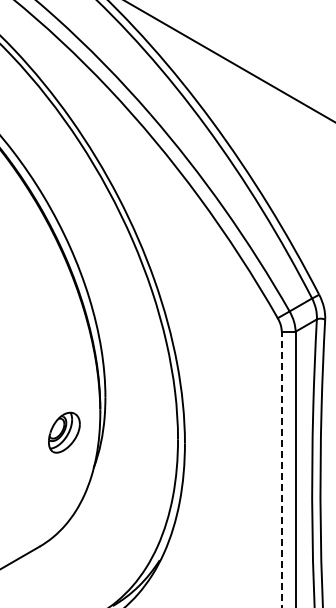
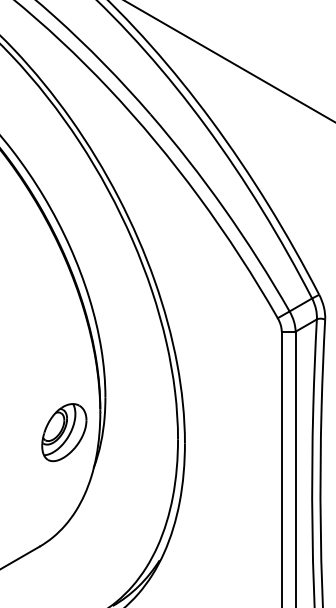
part size: 33x43 px -> 47x60 px (64, 432)
line: dashed -> solid (281, 469)
